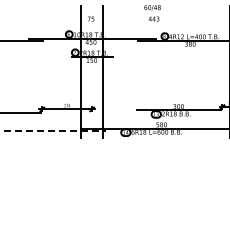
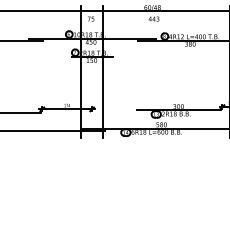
line: none -> present (114, 10)
line: dashed -> solid (53, 130)
